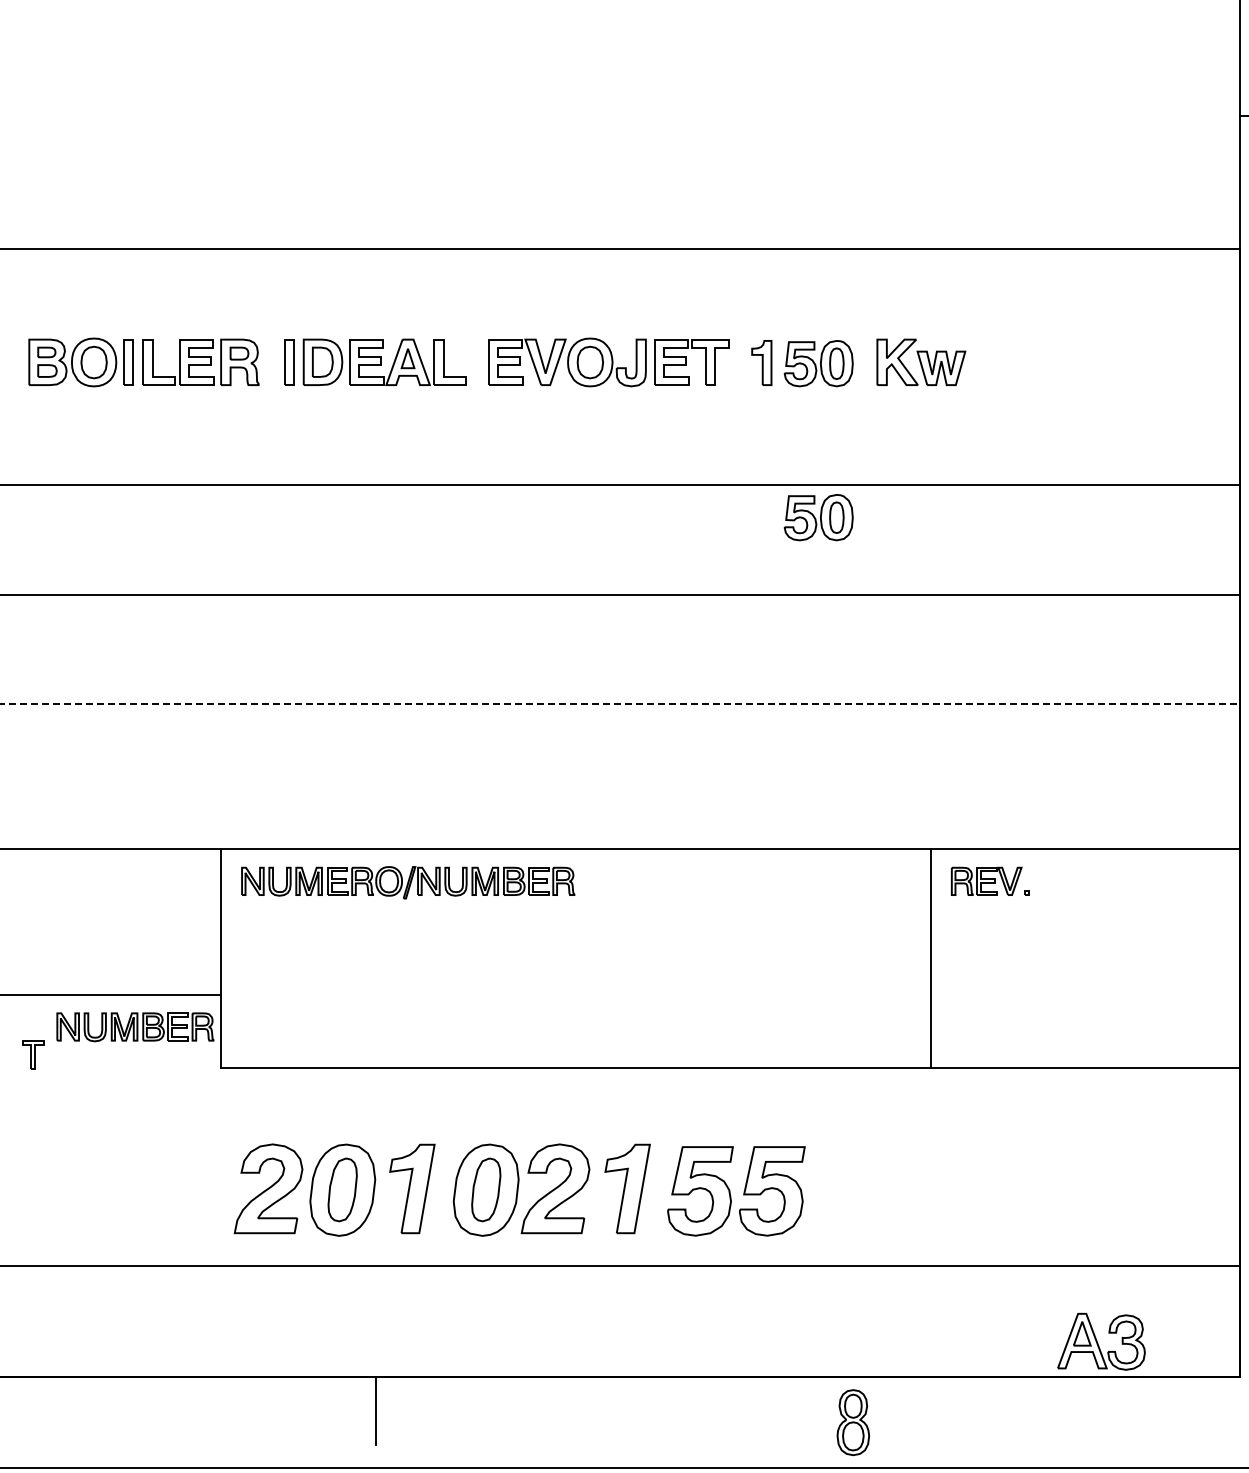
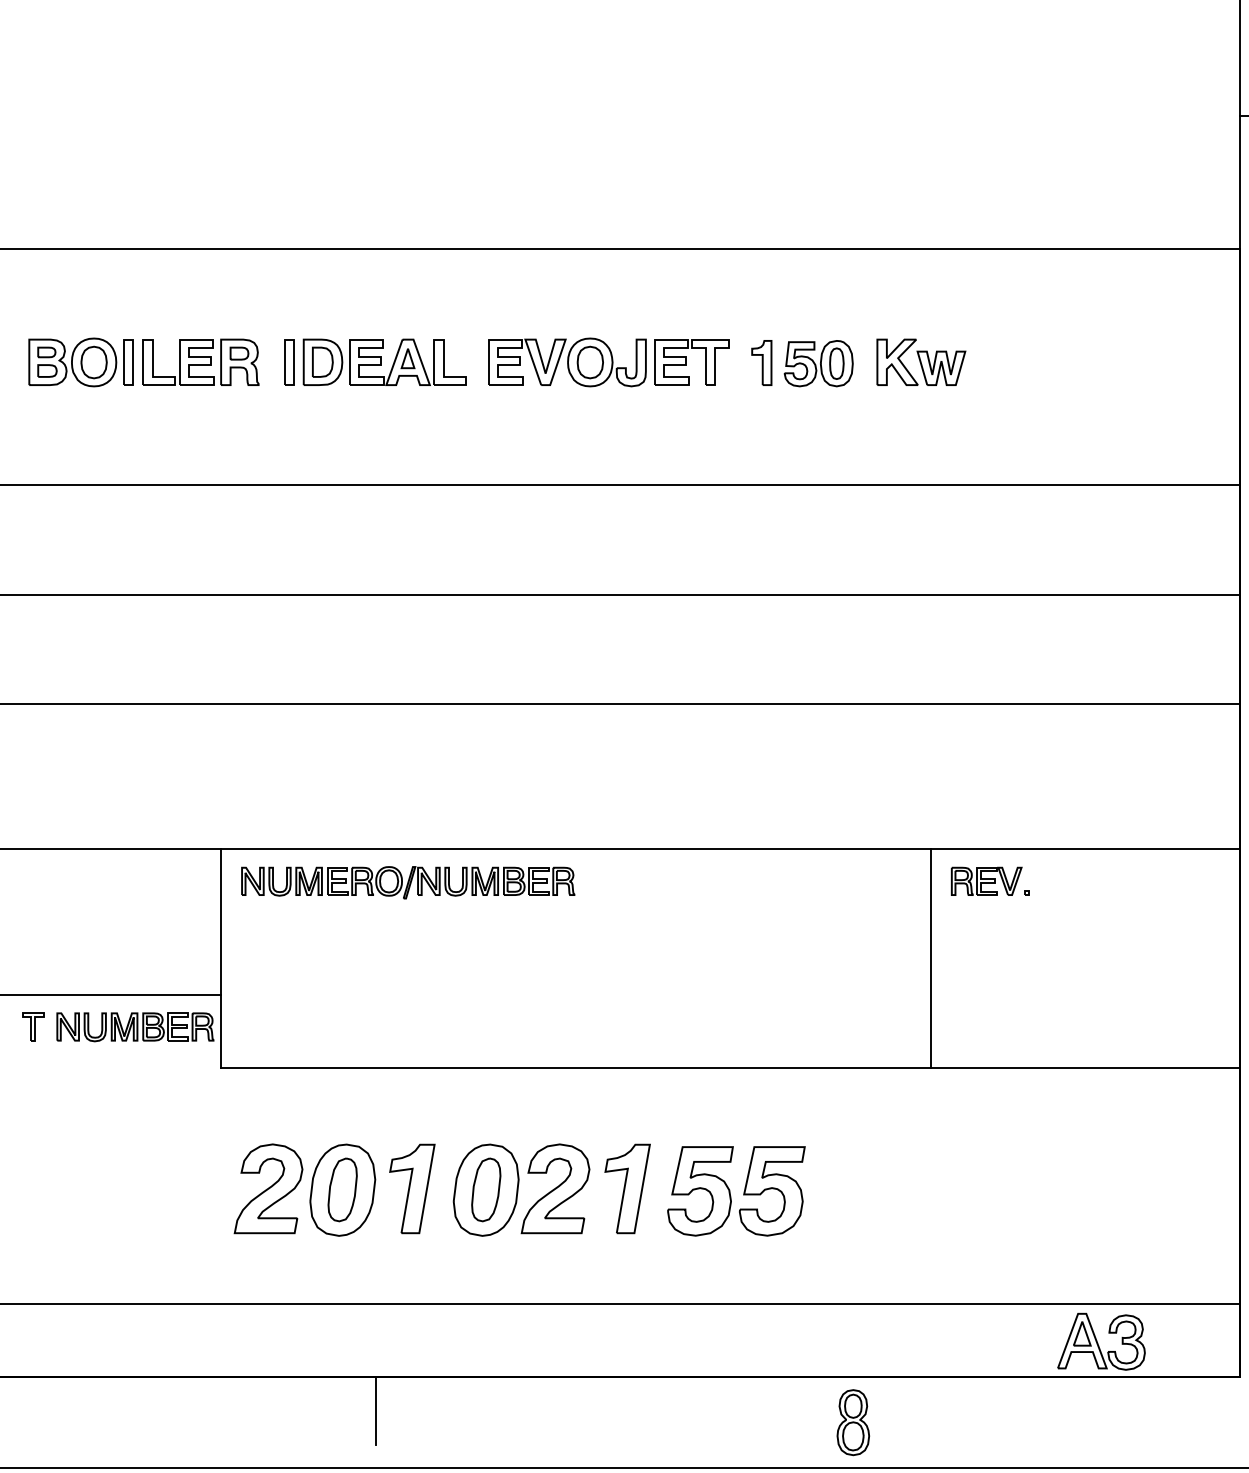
part: present -> none (818, 517)
line: dashed -> solid (620, 703)
part position: (33, 1054) -> (33, 1026) (33, 1026)
line position: (621, 1266) -> (621, 1304) (621, 1304)
